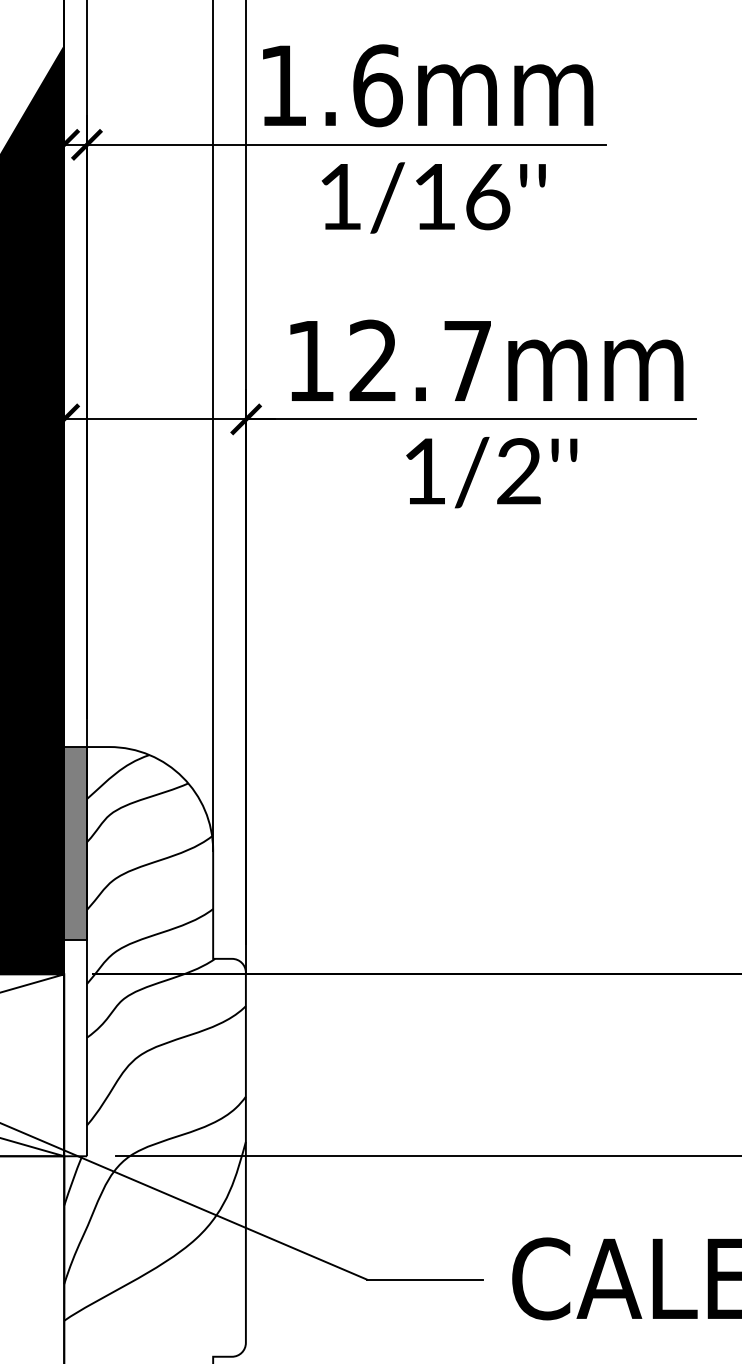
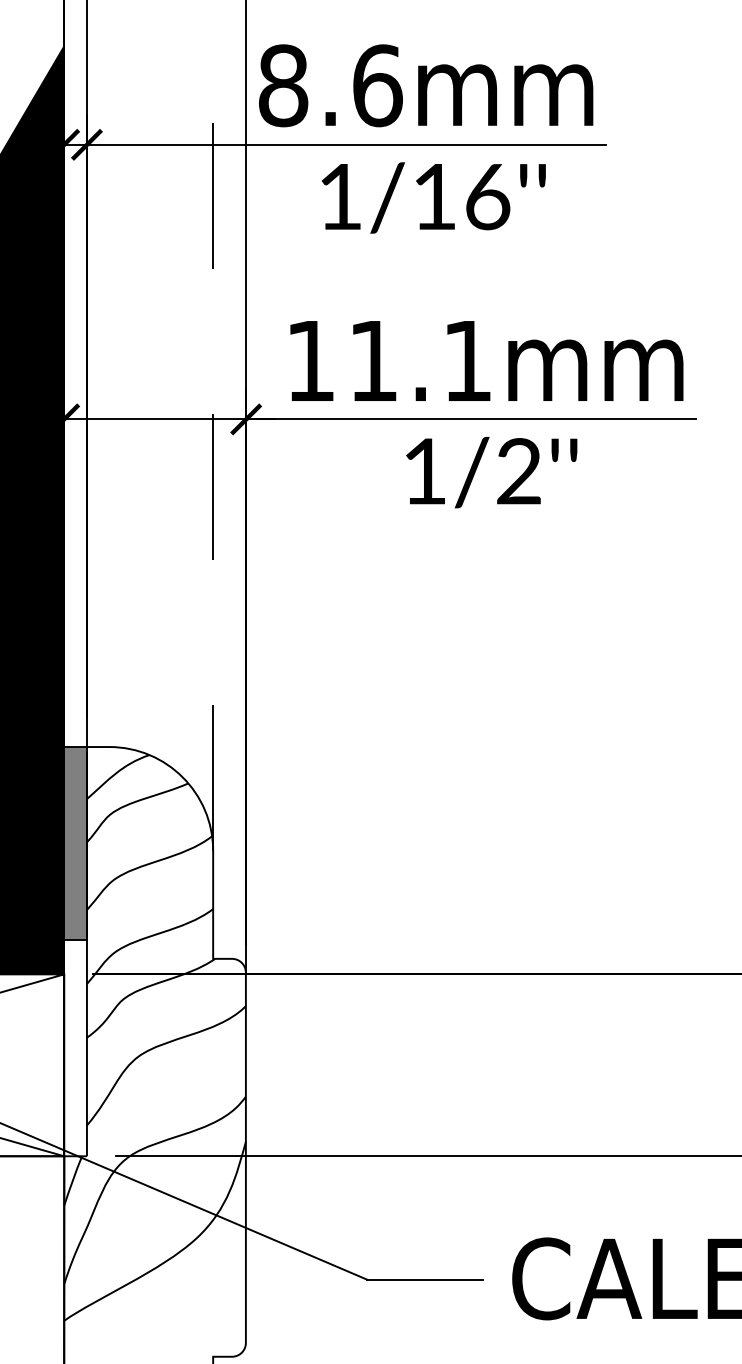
text: 1.6mm -> 8.6mm (283, 85)
text: 12.7mm -> 11.1mm (419, 359)
line: solid -> dashed (213, 425)
